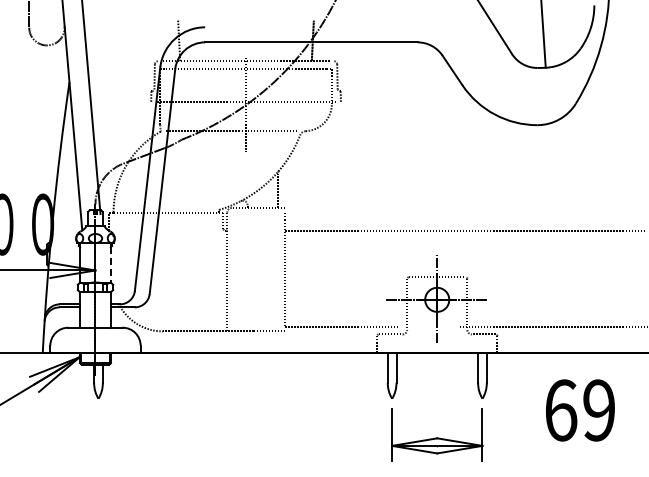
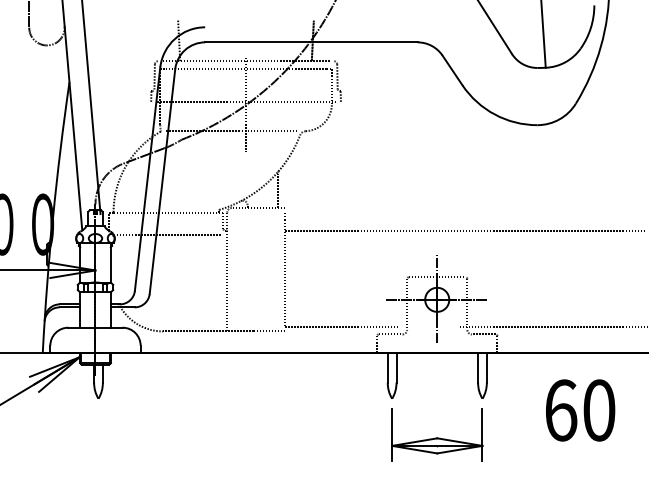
line: none -> present (167, 235)
line: dashed -> solid (110, 264)
text: 69 -> 60 (599, 410)
